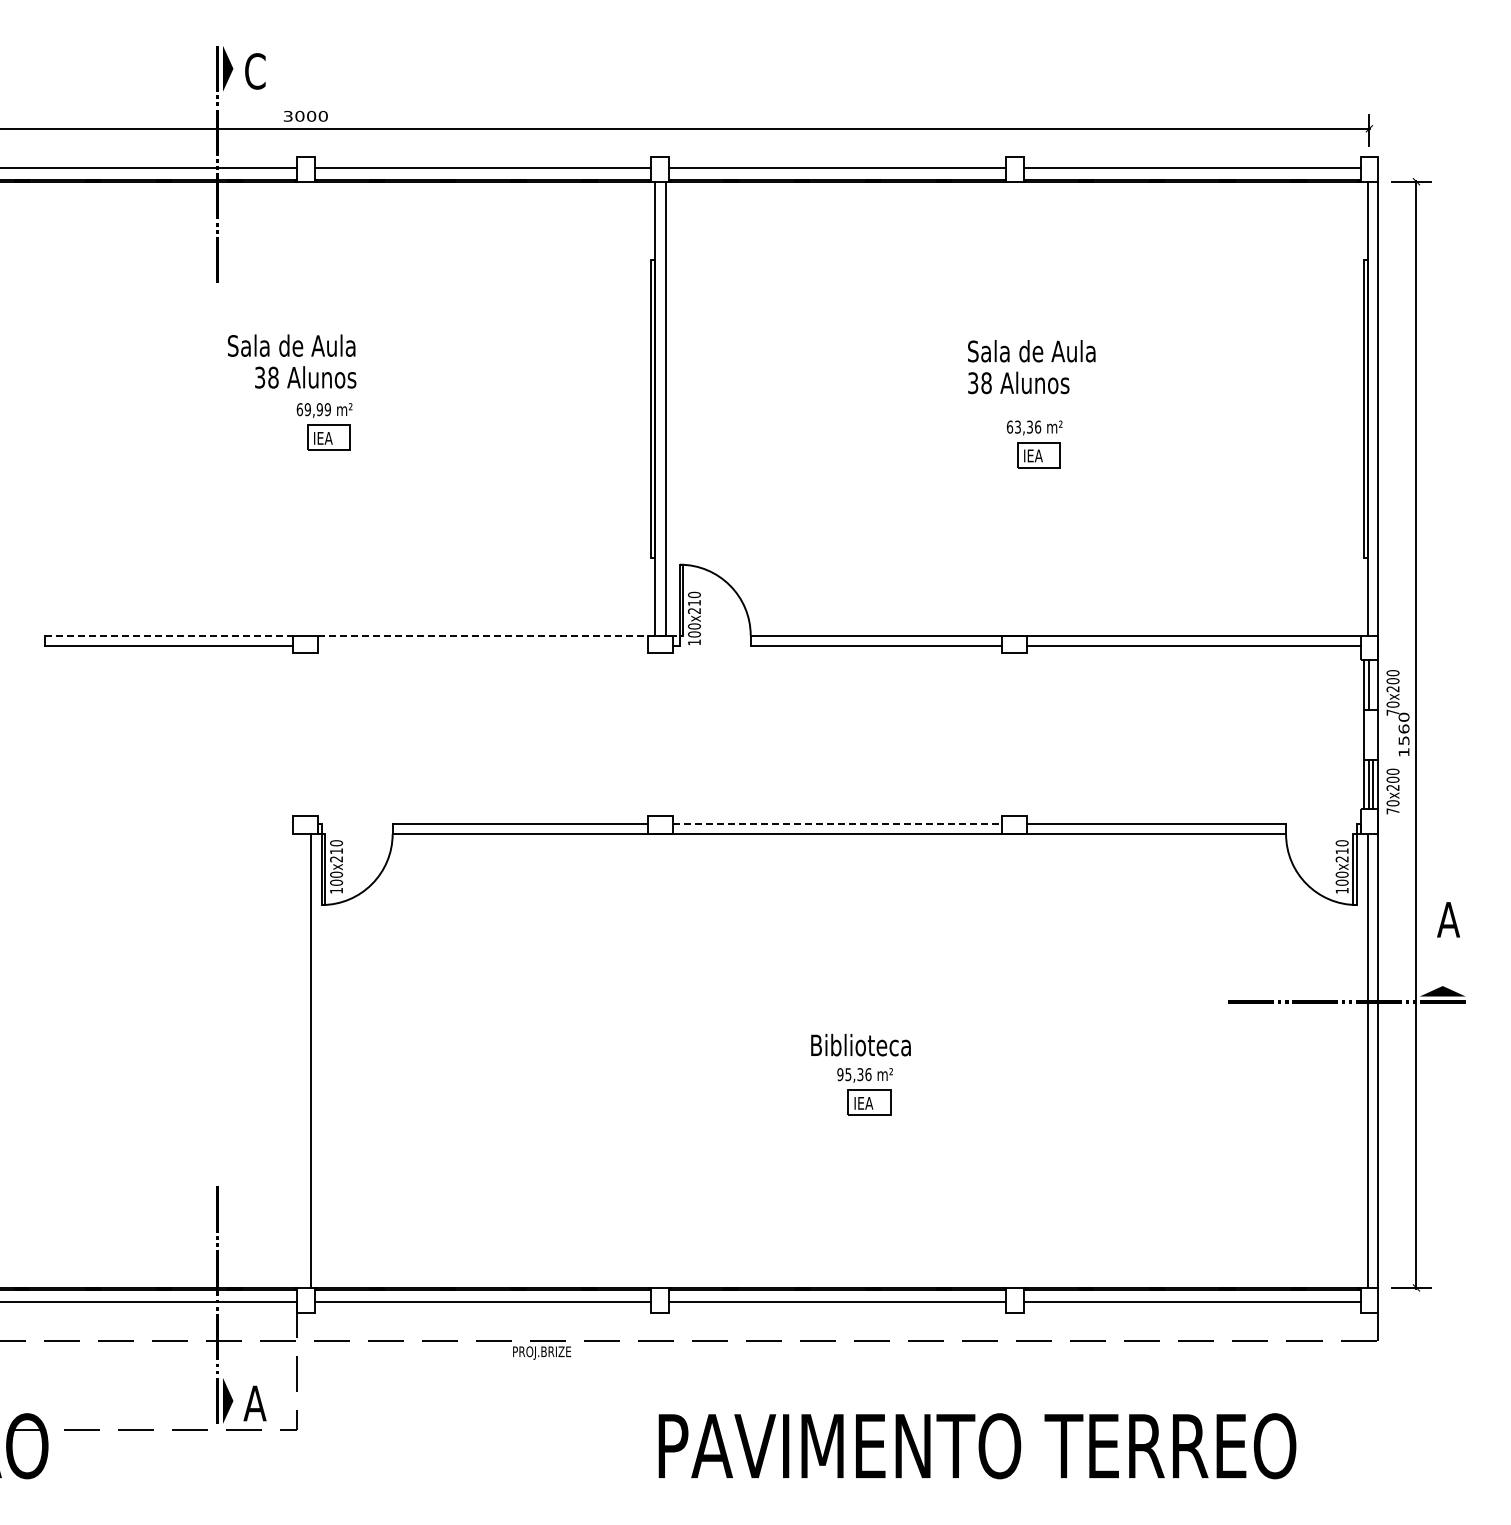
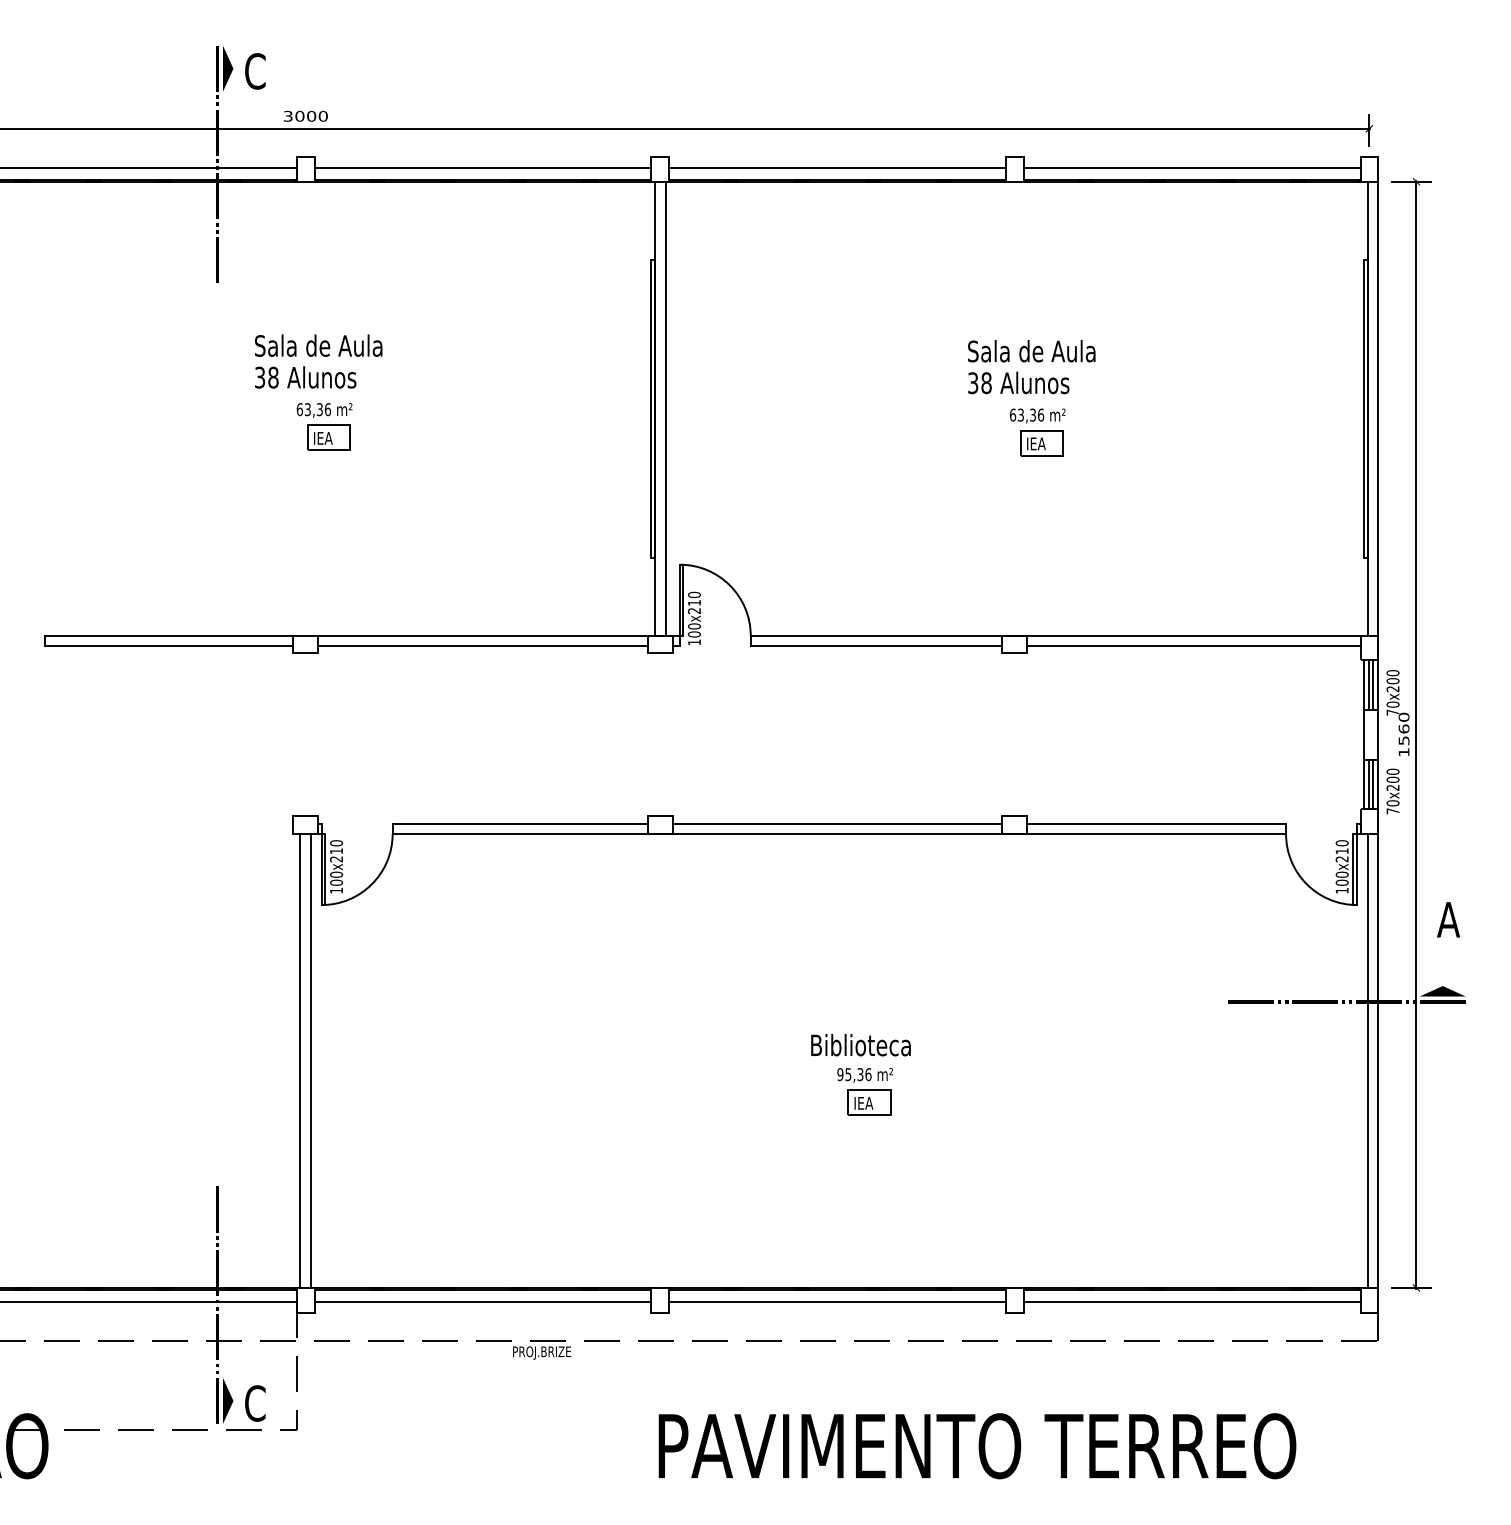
text position: (291, 345) -> (318, 345) (318, 345)
text: 69,99 -> 63,36 (317, 409)
part position: (1034, 444) -> (1037, 432) (1037, 432)
line: dashed -> solid (169, 635)
line: dashed -> solid (499, 635)
line: none -> present (482, 646)
line: none -> present (1372, 685)
line: dashed -> solid (837, 823)
line: none -> present (300, 1060)
text: A -> C (254, 1403)
